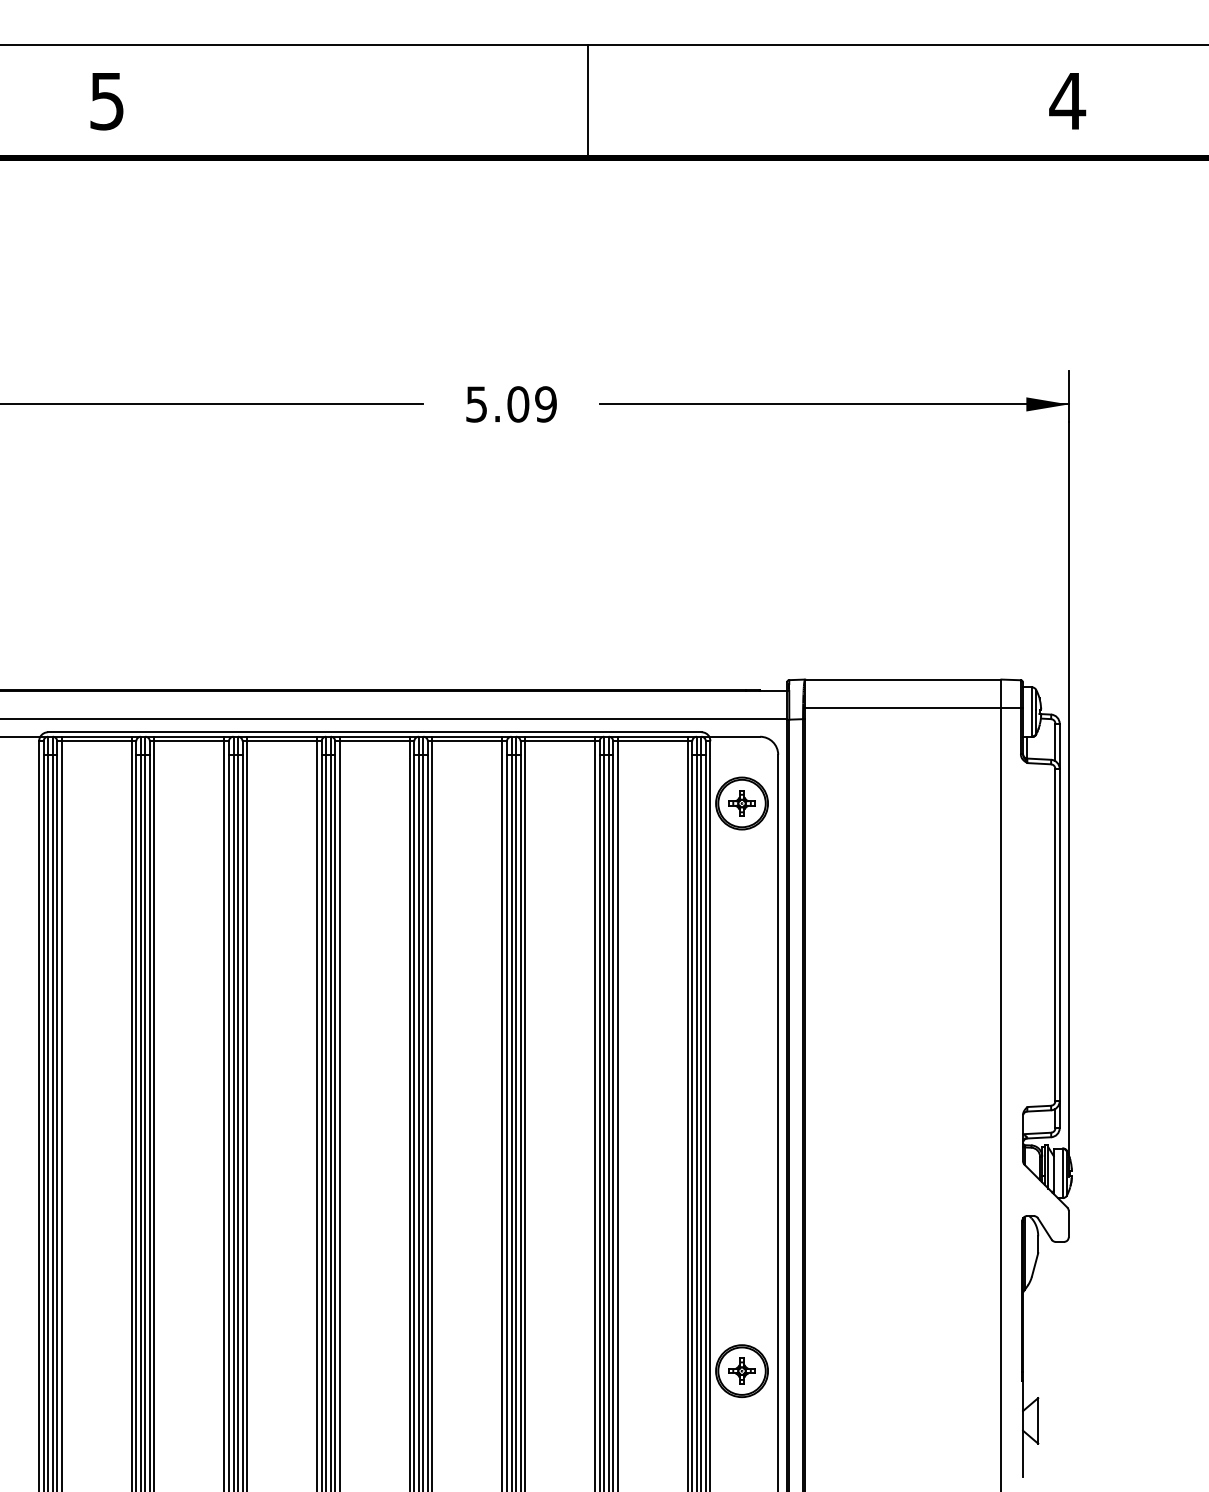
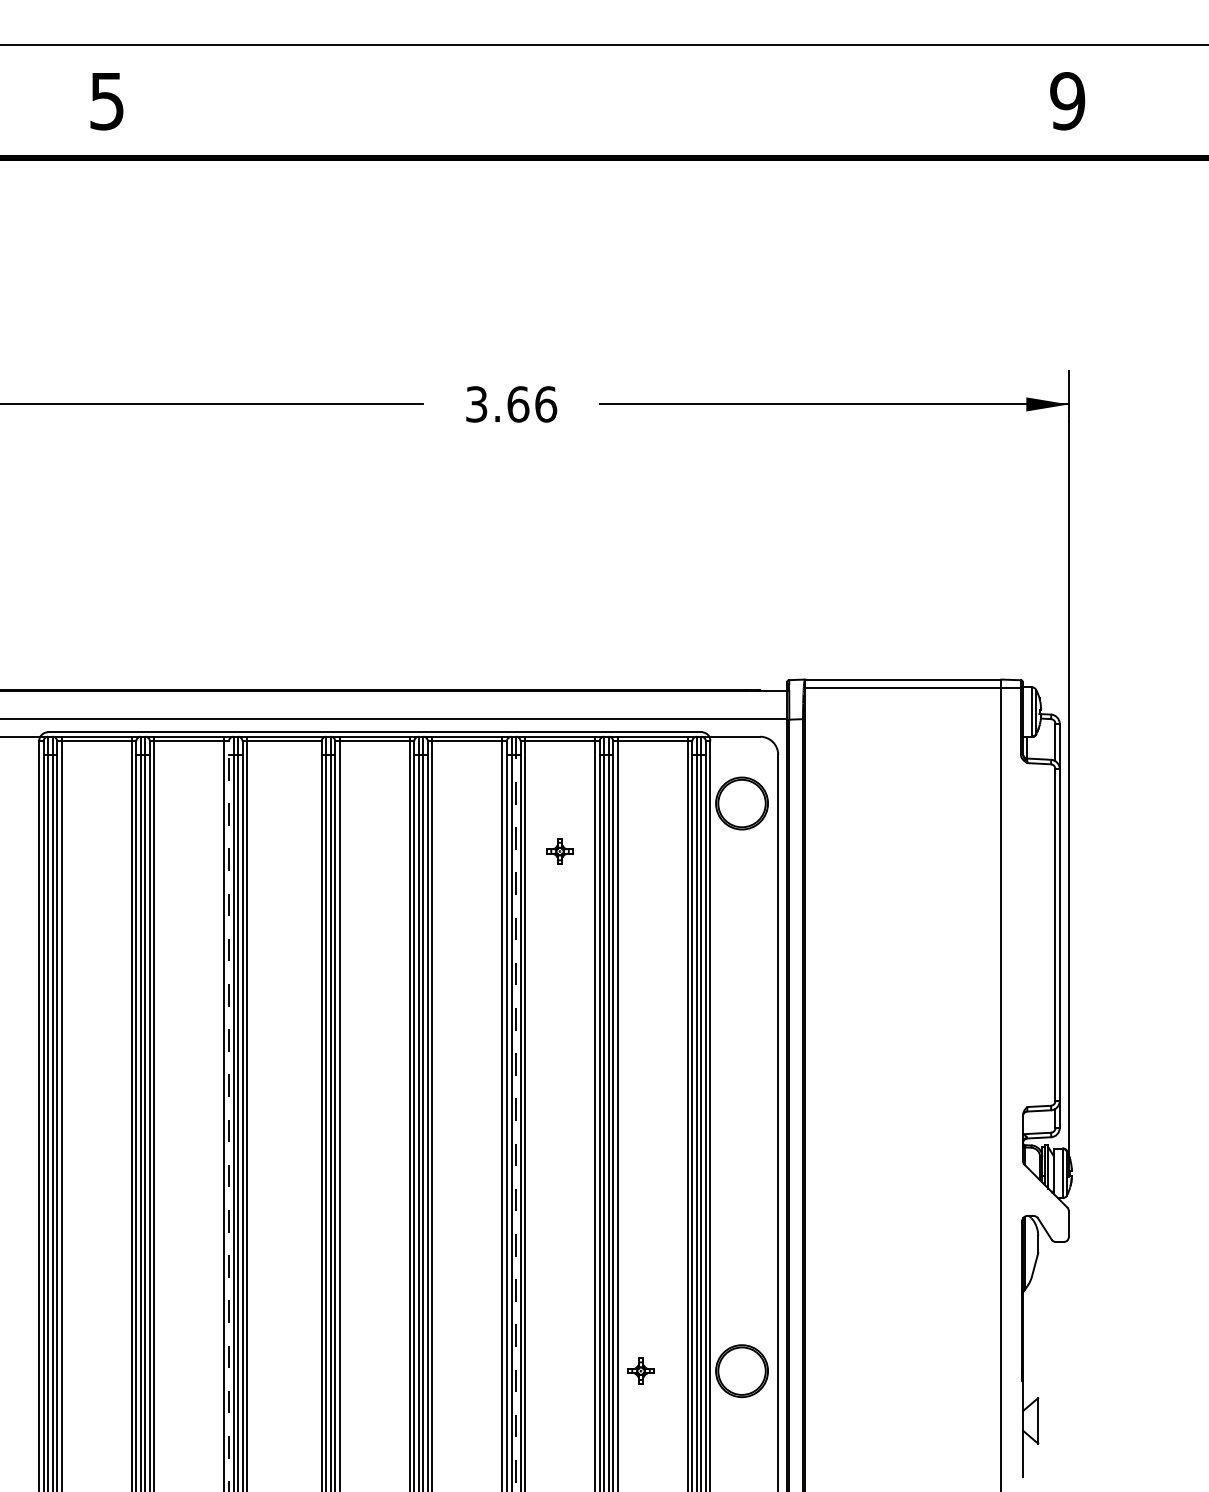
line: present -> none (587, 100)
text: 4 -> 9 (1067, 101)
text: 5.09 -> 3.66 (511, 404)
line position: (914, 707) -> (914, 687) (914, 687)
part position: (741, 803) -> (559, 851) (559, 851)
line: present -> none (317, 1112)
line: solid -> dashed (516, 1114)
line: solid -> dashed (229, 1116)
part position: (741, 1370) -> (640, 1370) (640, 1370)
